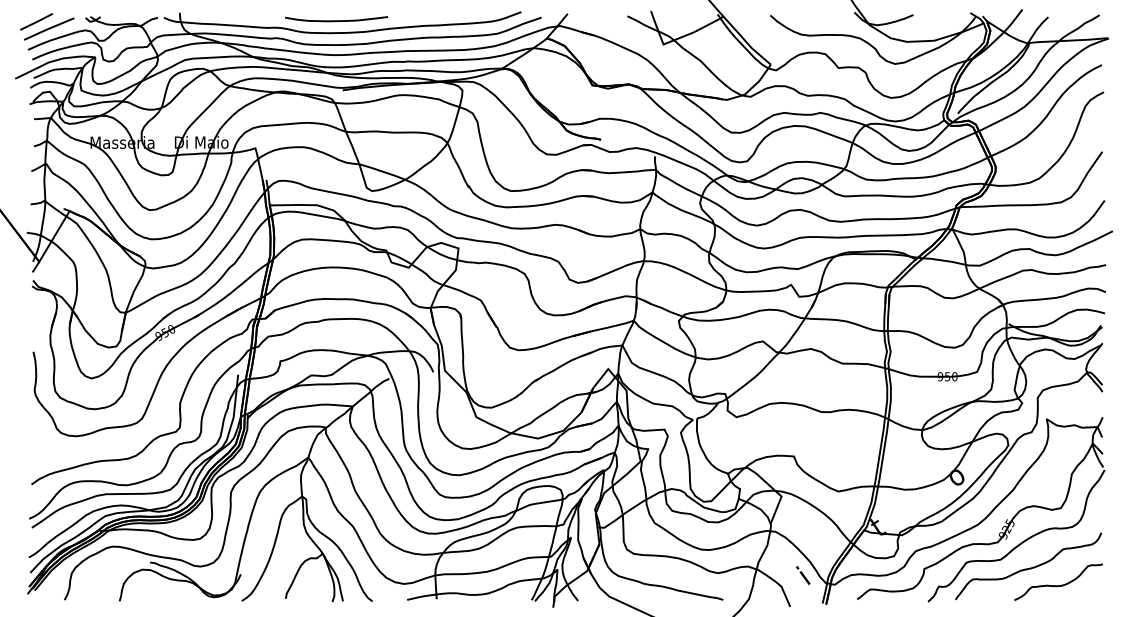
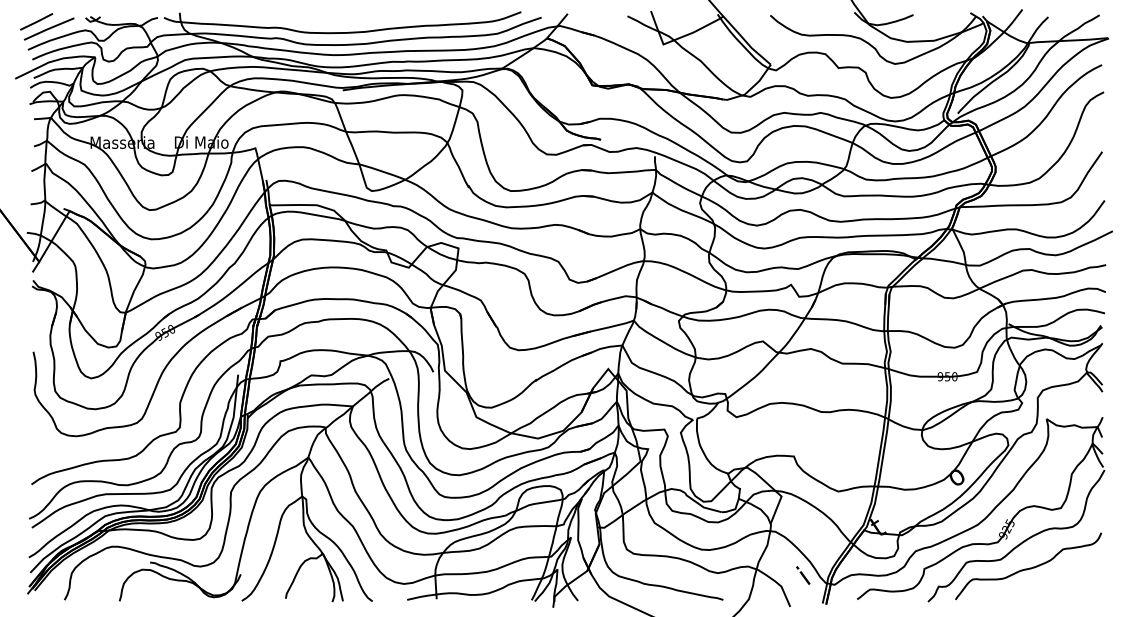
curve: present -> none (336, 20)
curve: present -> none (1058, 585)
